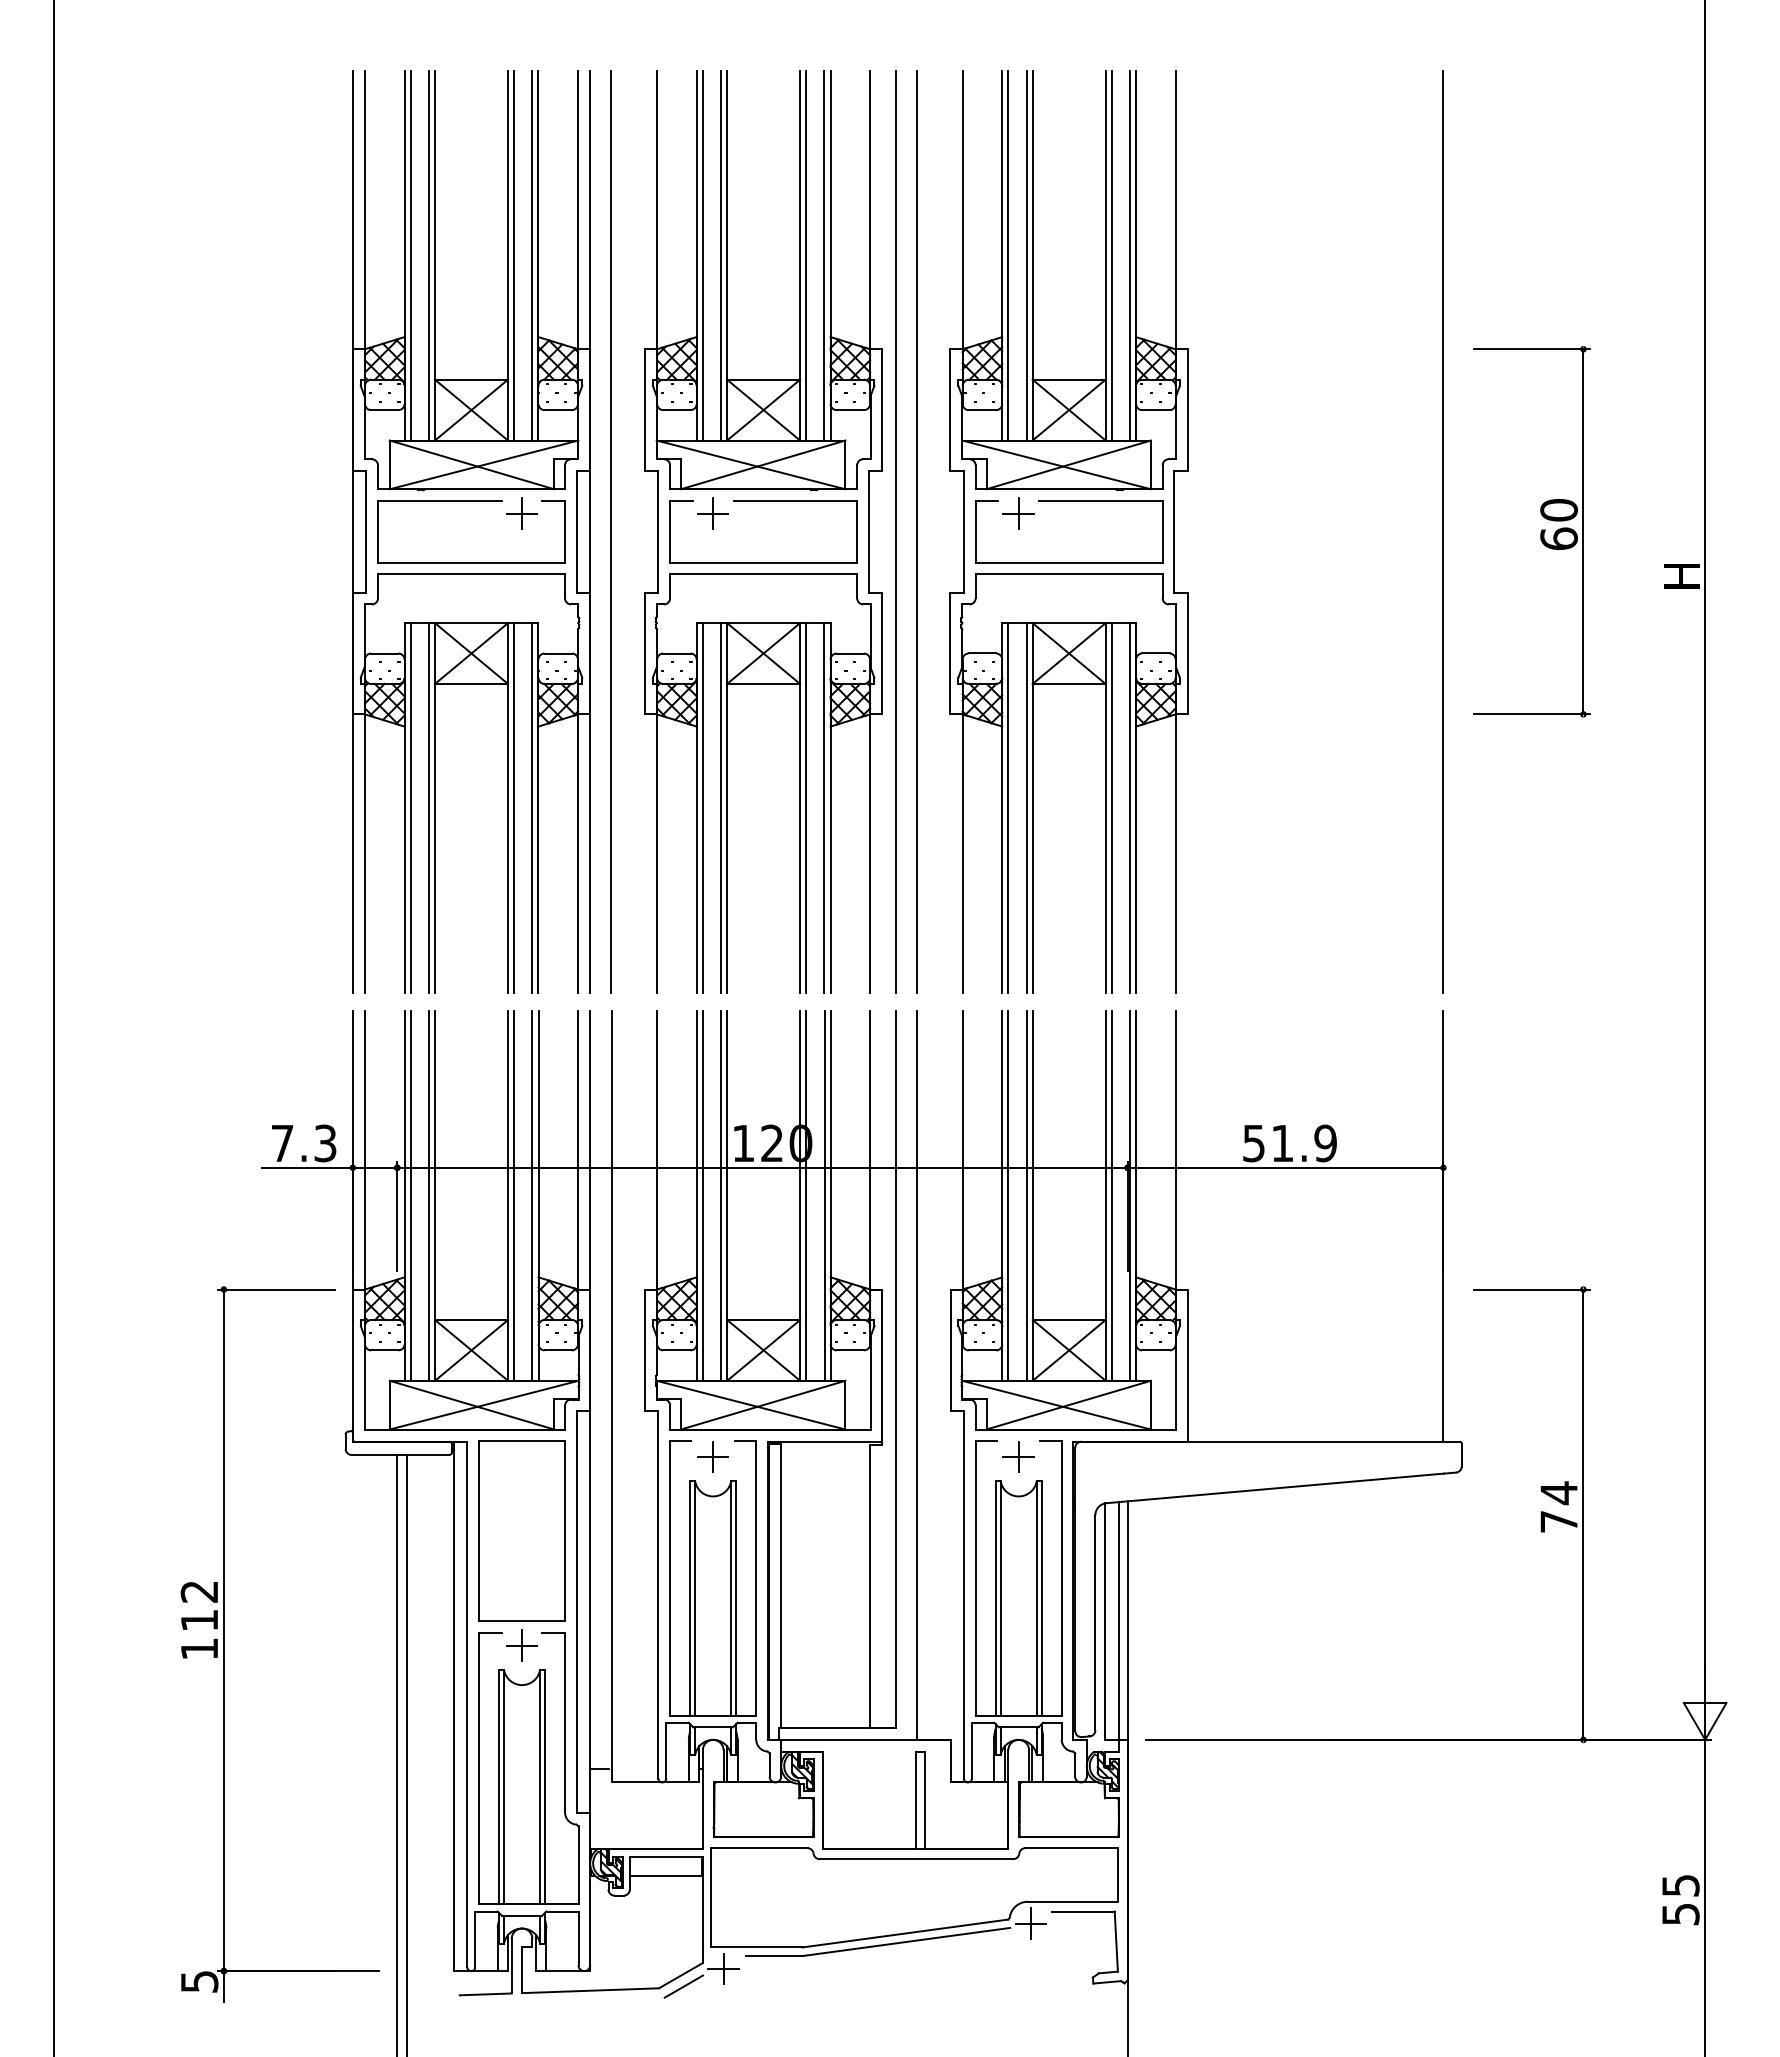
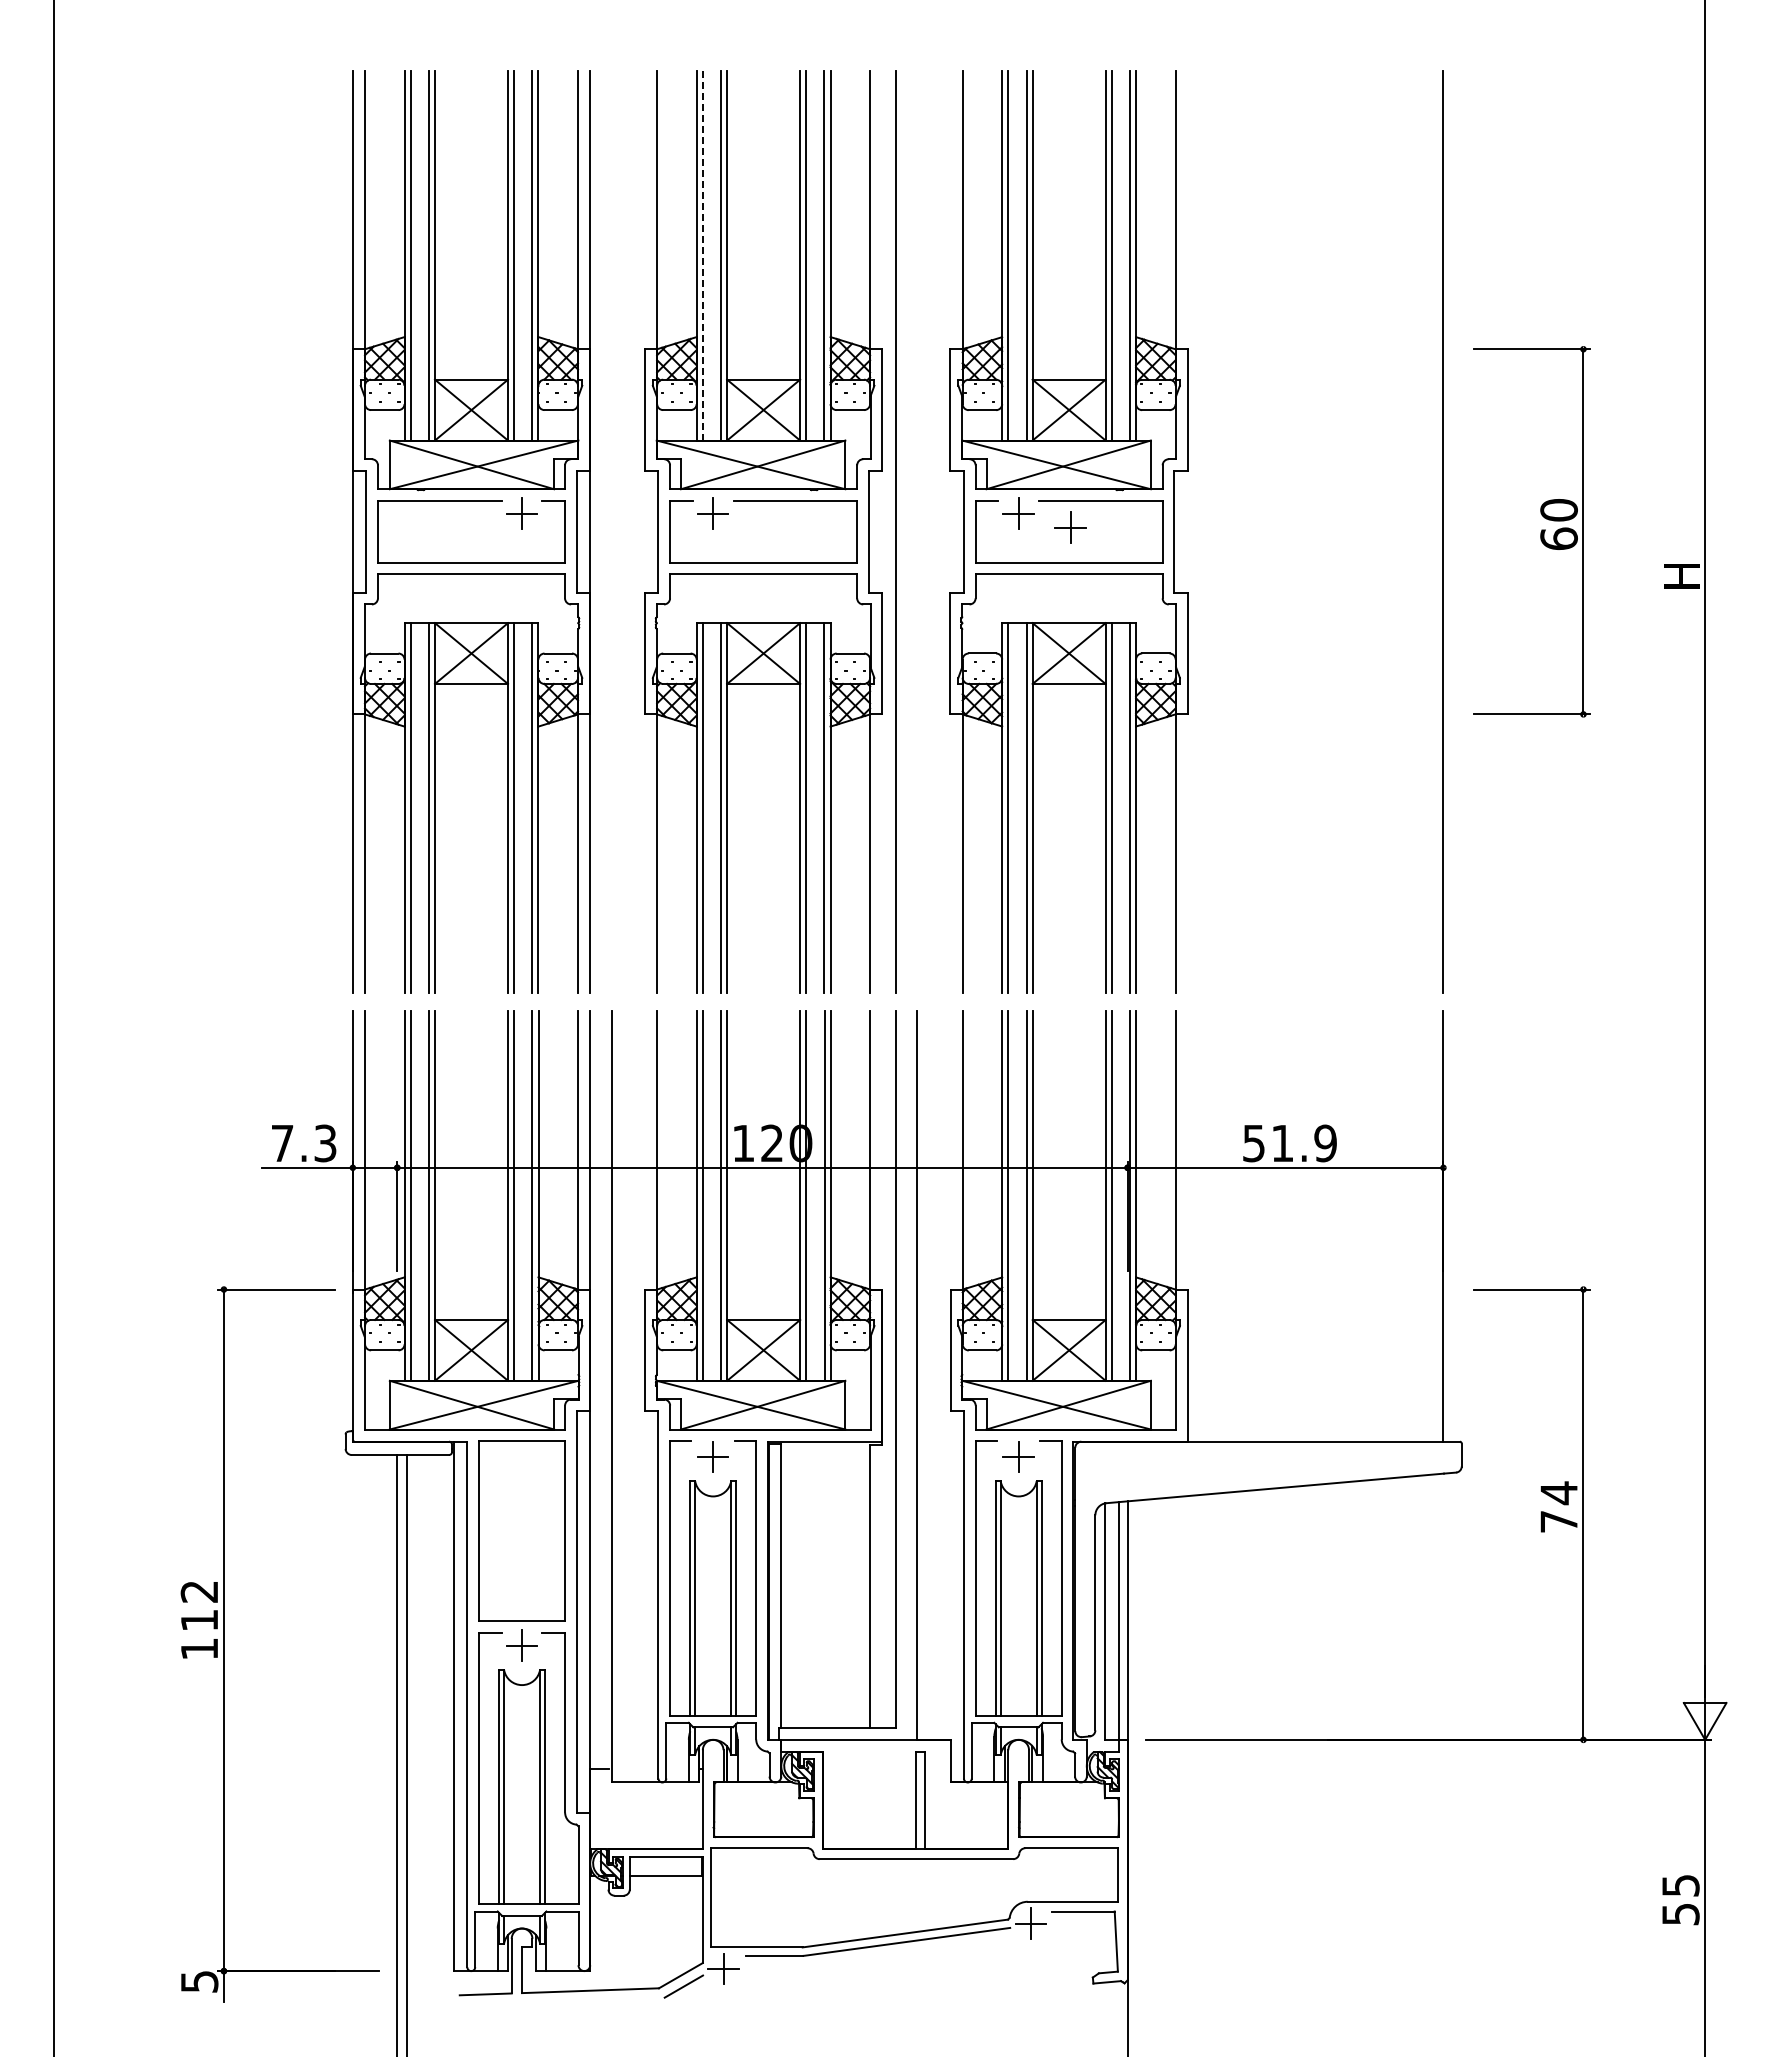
line: solid -> dashed (702, 255)
part: none -> present (1070, 527)
line: present -> none (611, 531)
line: present -> none (916, 531)
